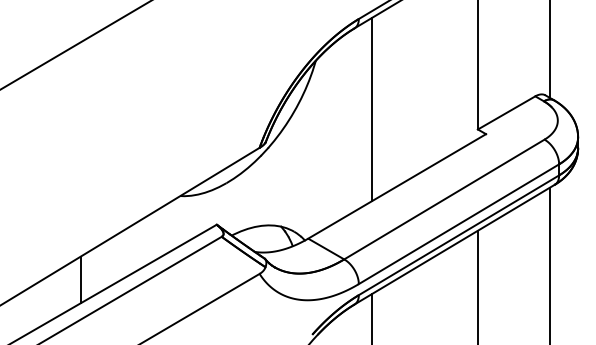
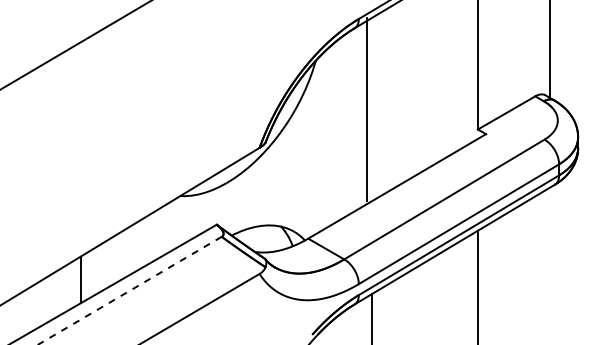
line position: (372, 108) -> (367, 108) (367, 108)
line: present -> none (549, 264)
line: solid -> dashed (129, 290)
